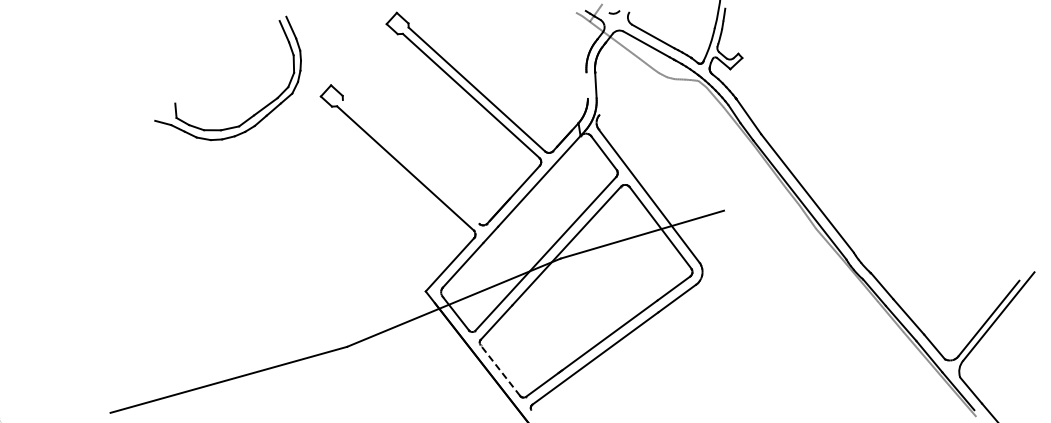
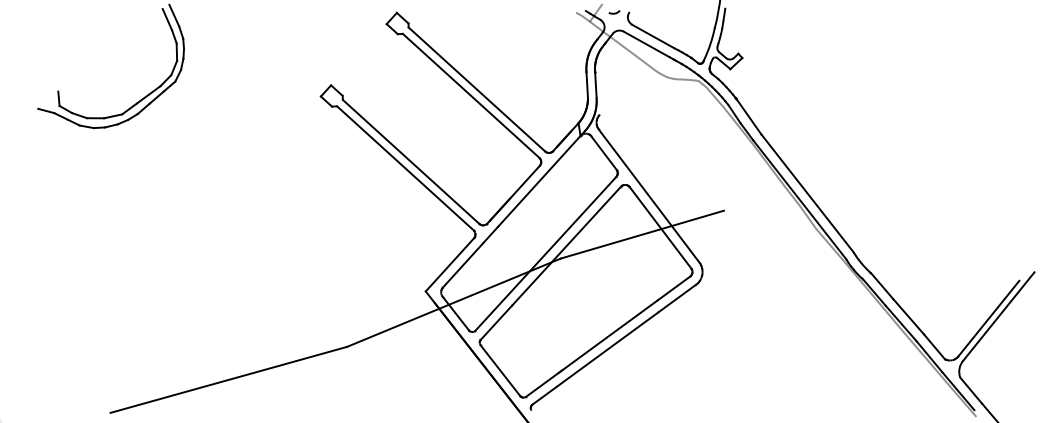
line: none -> present (587, 85)
part position: (254, 113) -> (137, 101) (137, 101)
line: none -> present (410, 161)
line: dashed -> solid (500, 370)
